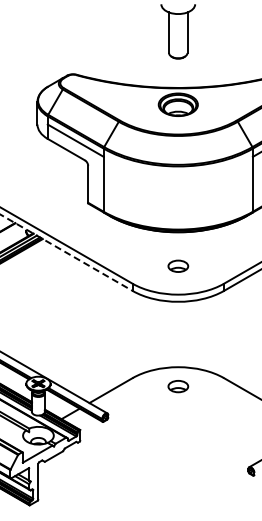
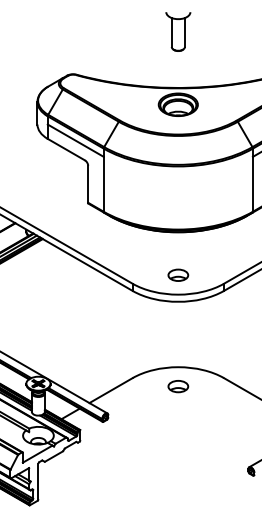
part size: 36x56 px -> 27x40 px (178, 31)
line: dashed -> solid (66, 252)
part position: (178, 265) -> (178, 274) (178, 274)
